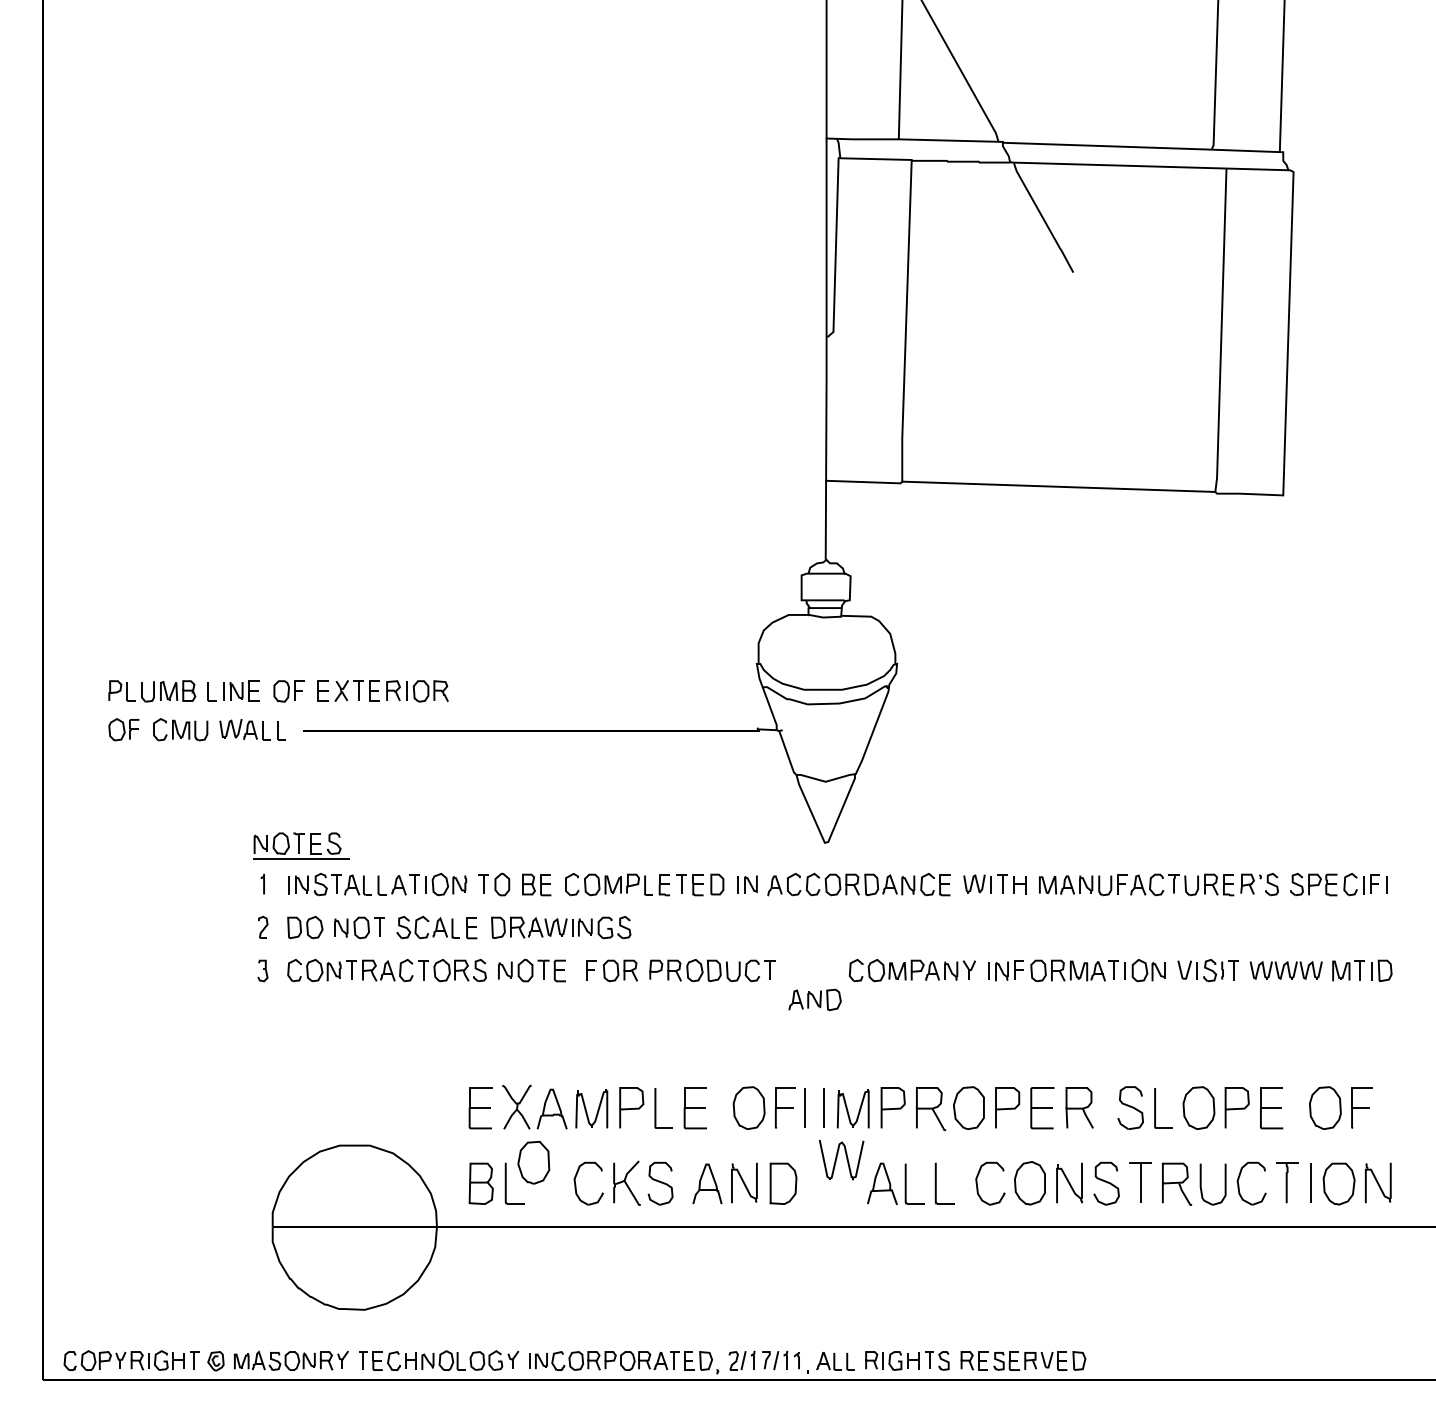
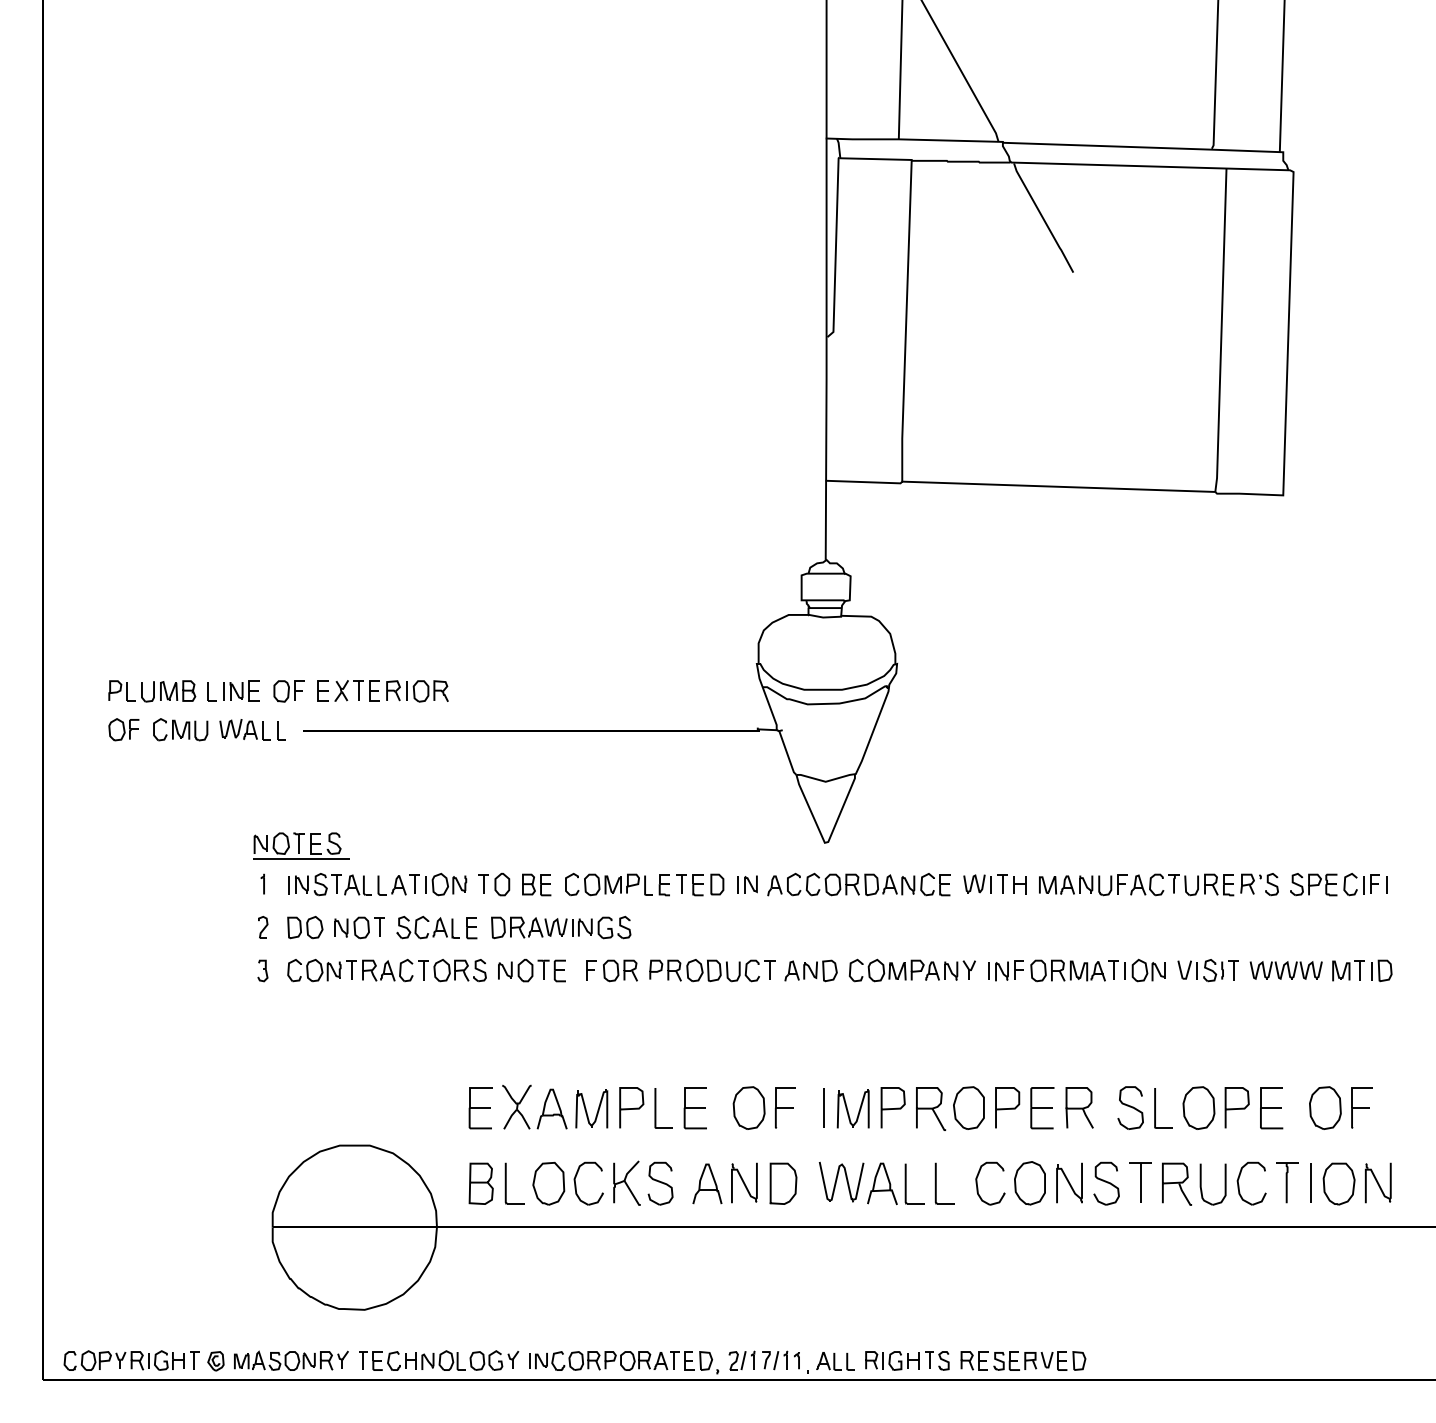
part position: (814, 999) -> (810, 970) (810, 970)
line: present -> none (804, 1107)
part position: (841, 1159) -> (841, 1181) (841, 1181)
part position: (533, 1162) -> (548, 1183) (548, 1183)
